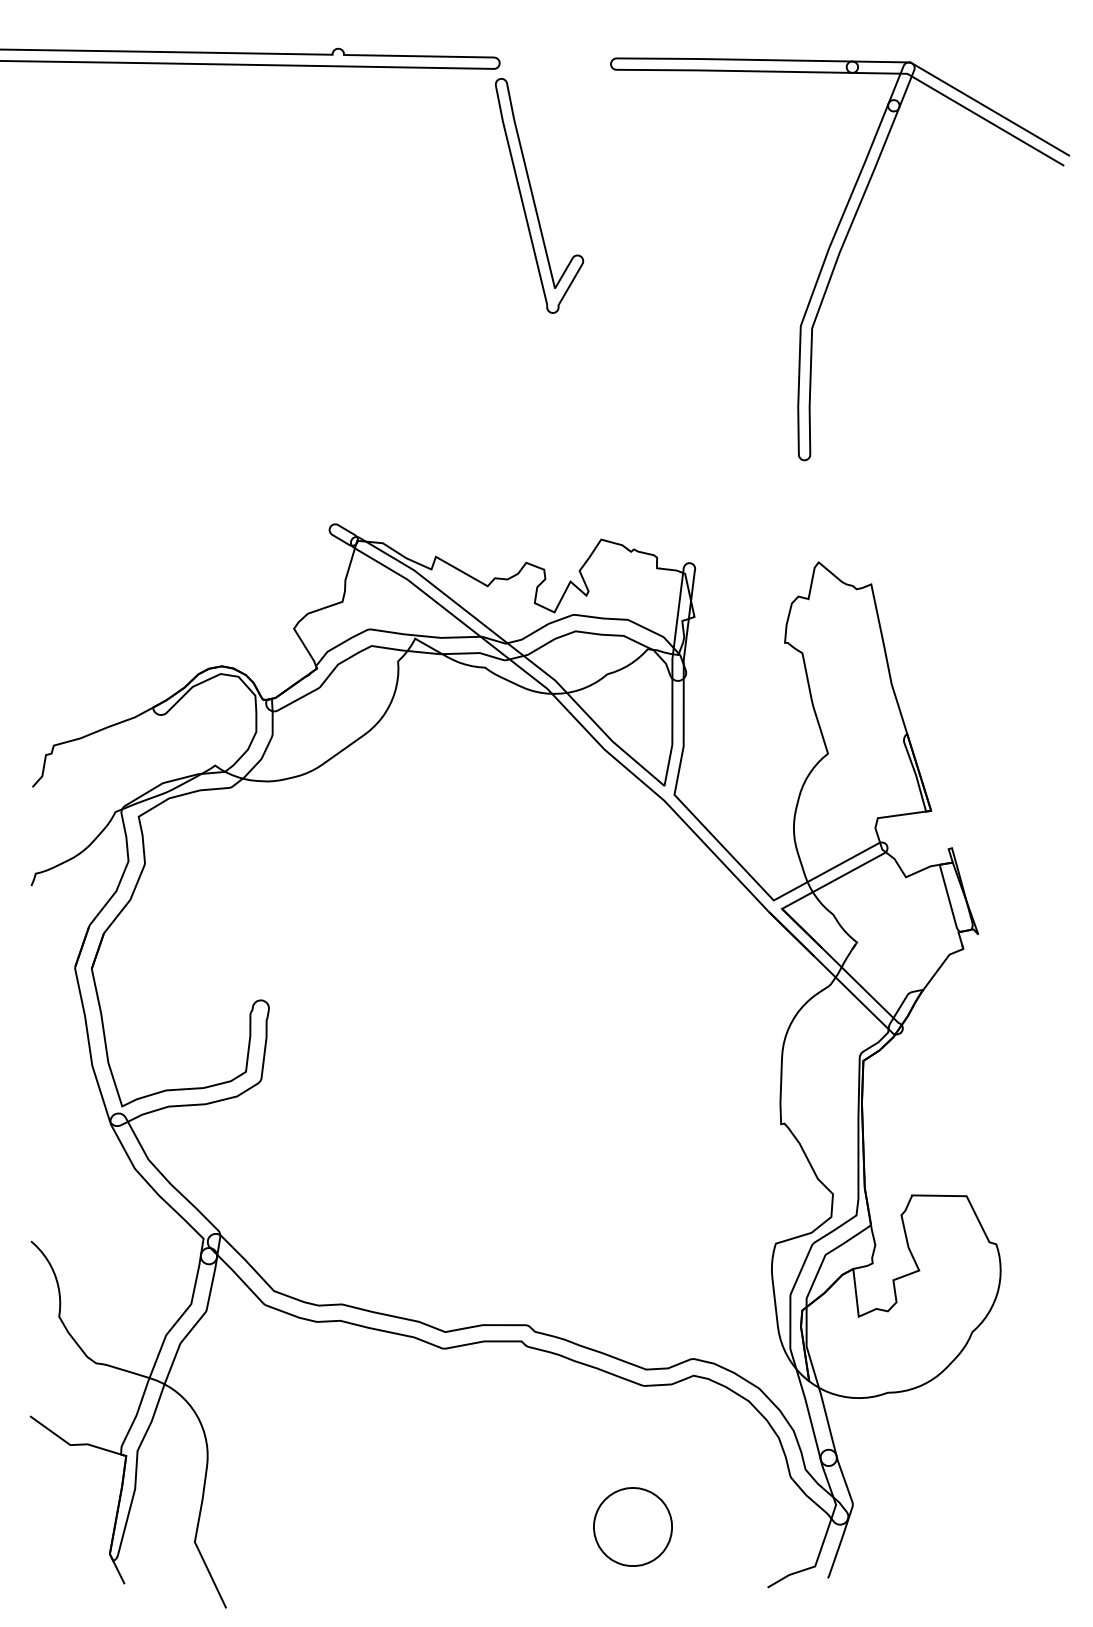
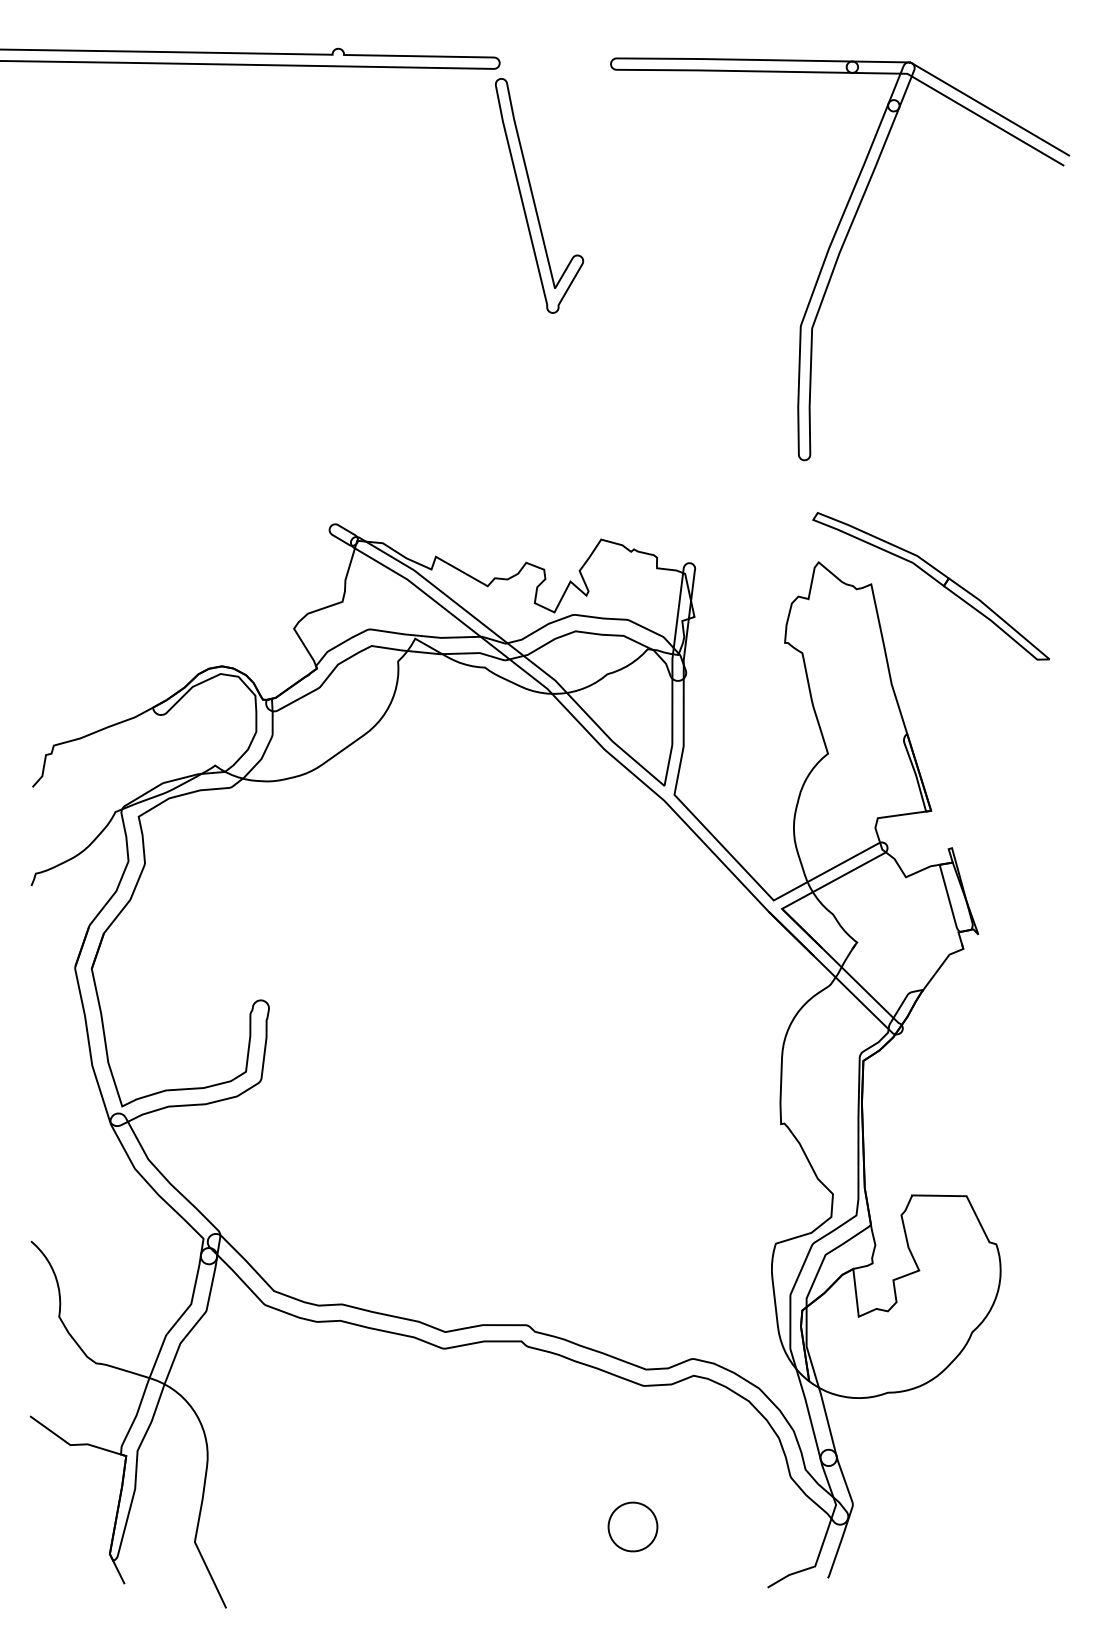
part: none -> present (934, 580)
part size: 80x80 px -> 52x52 px (632, 1526)
